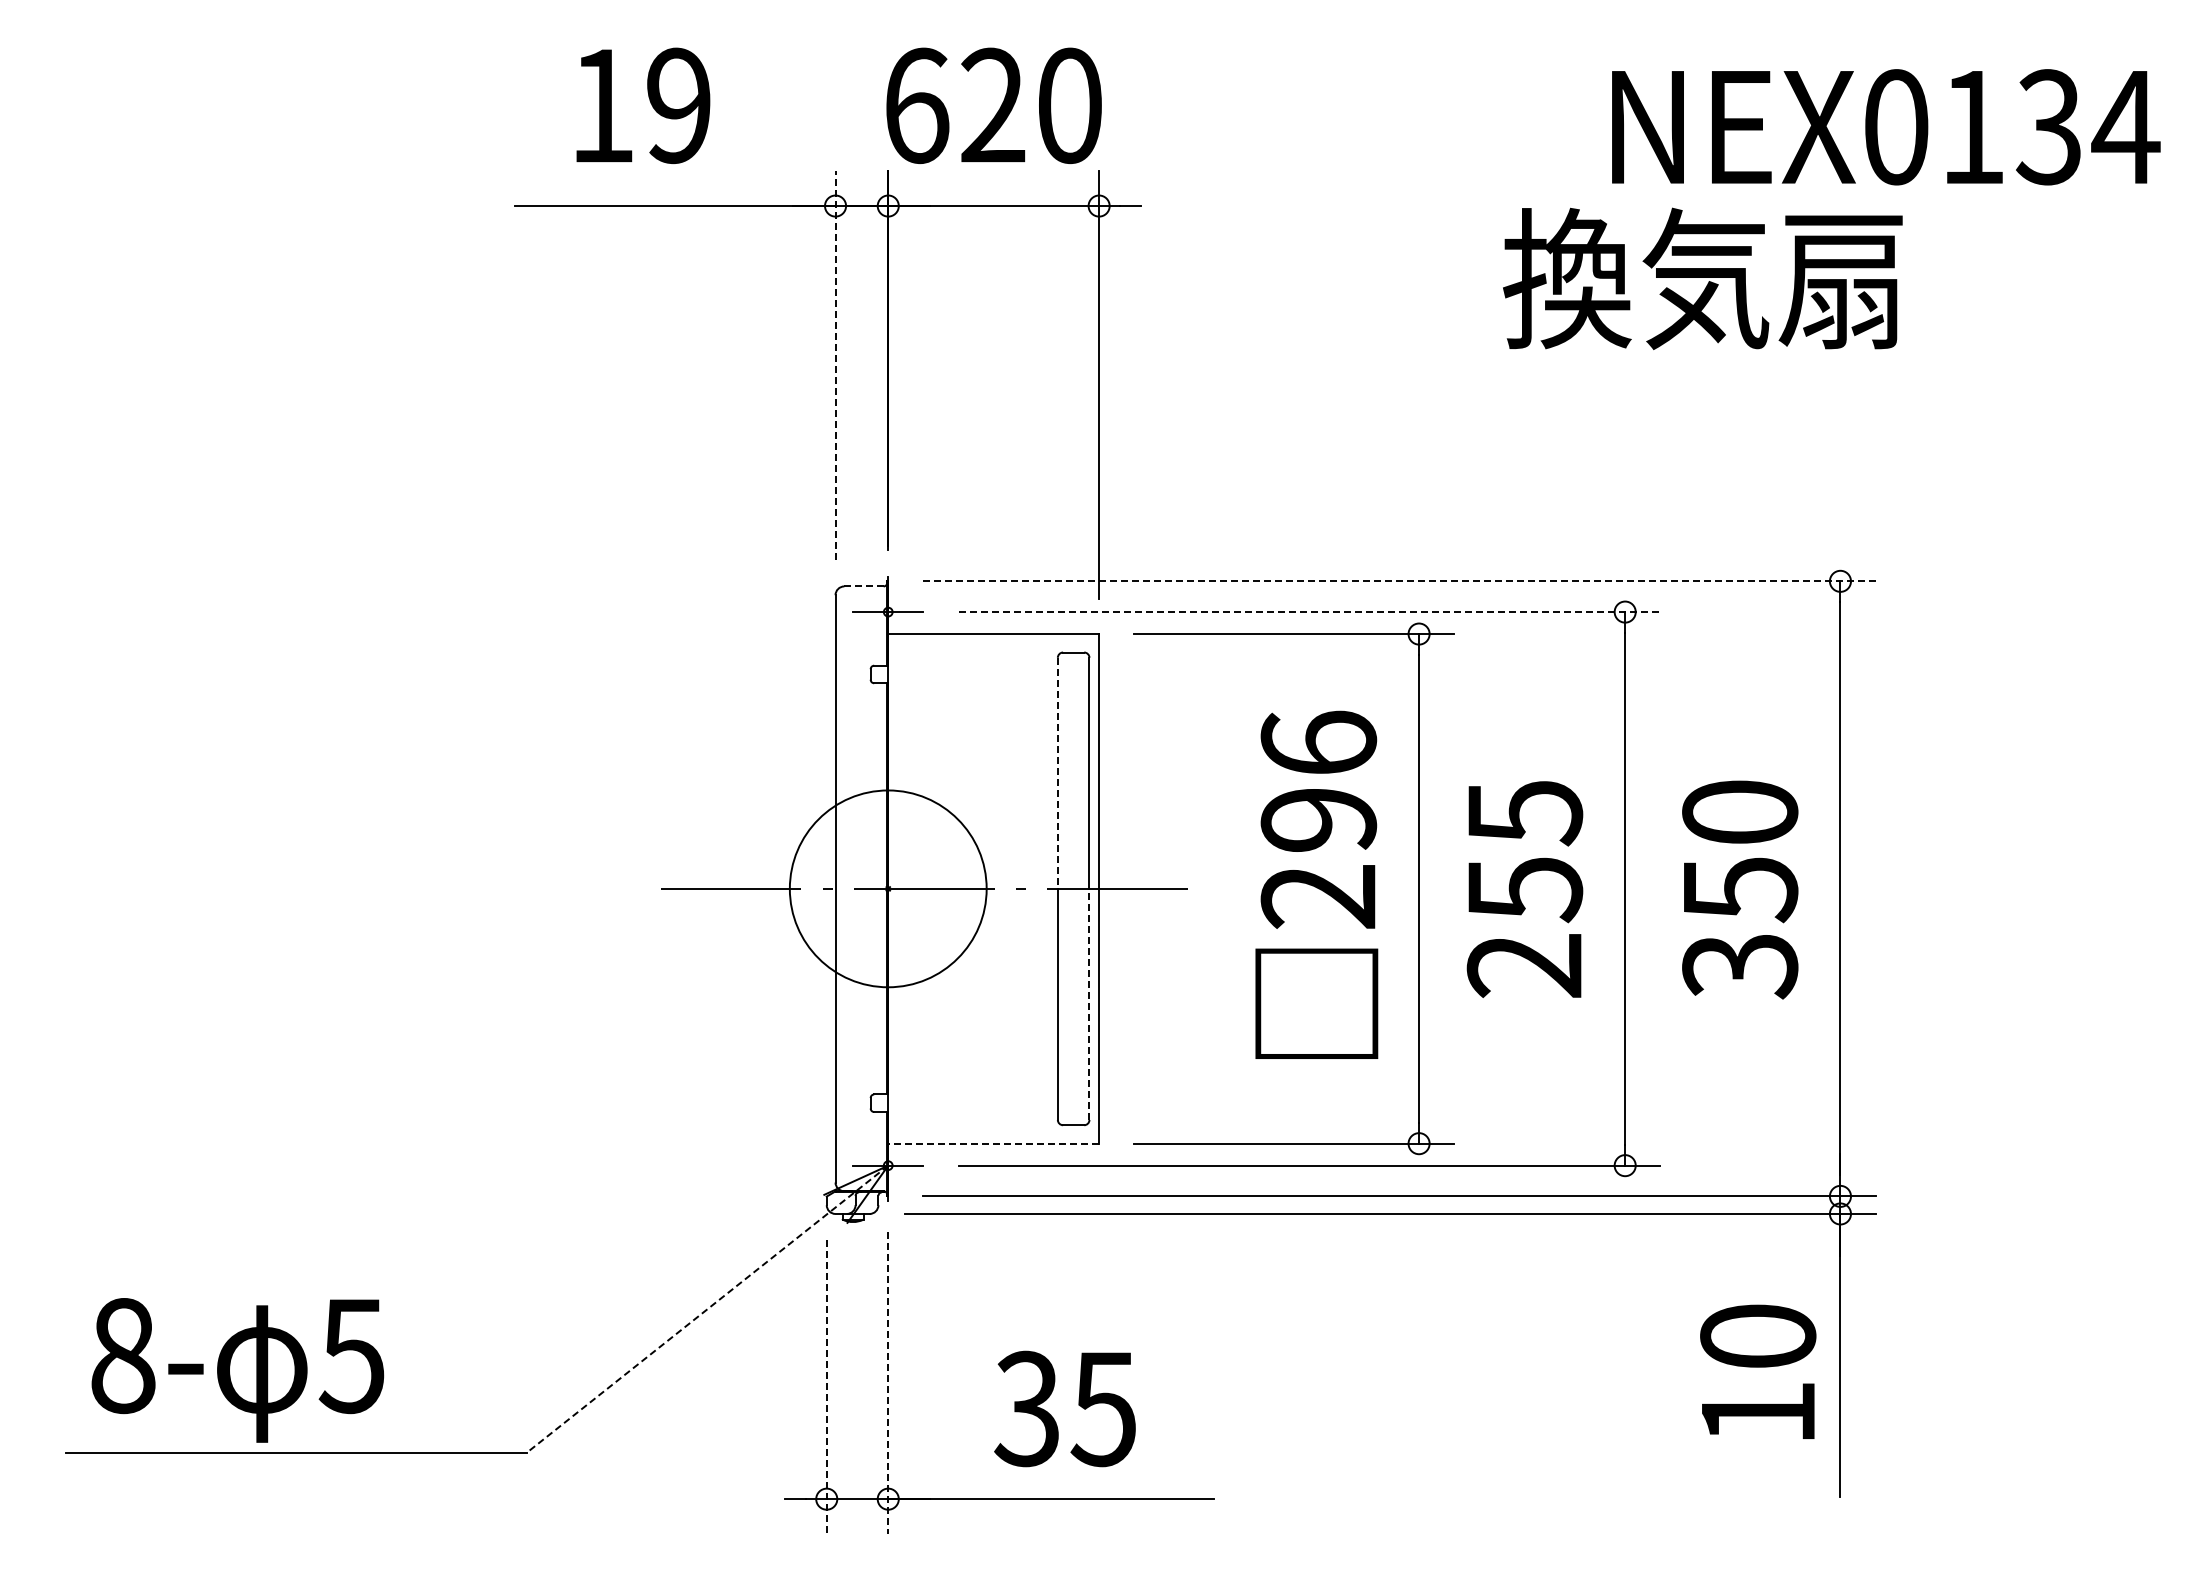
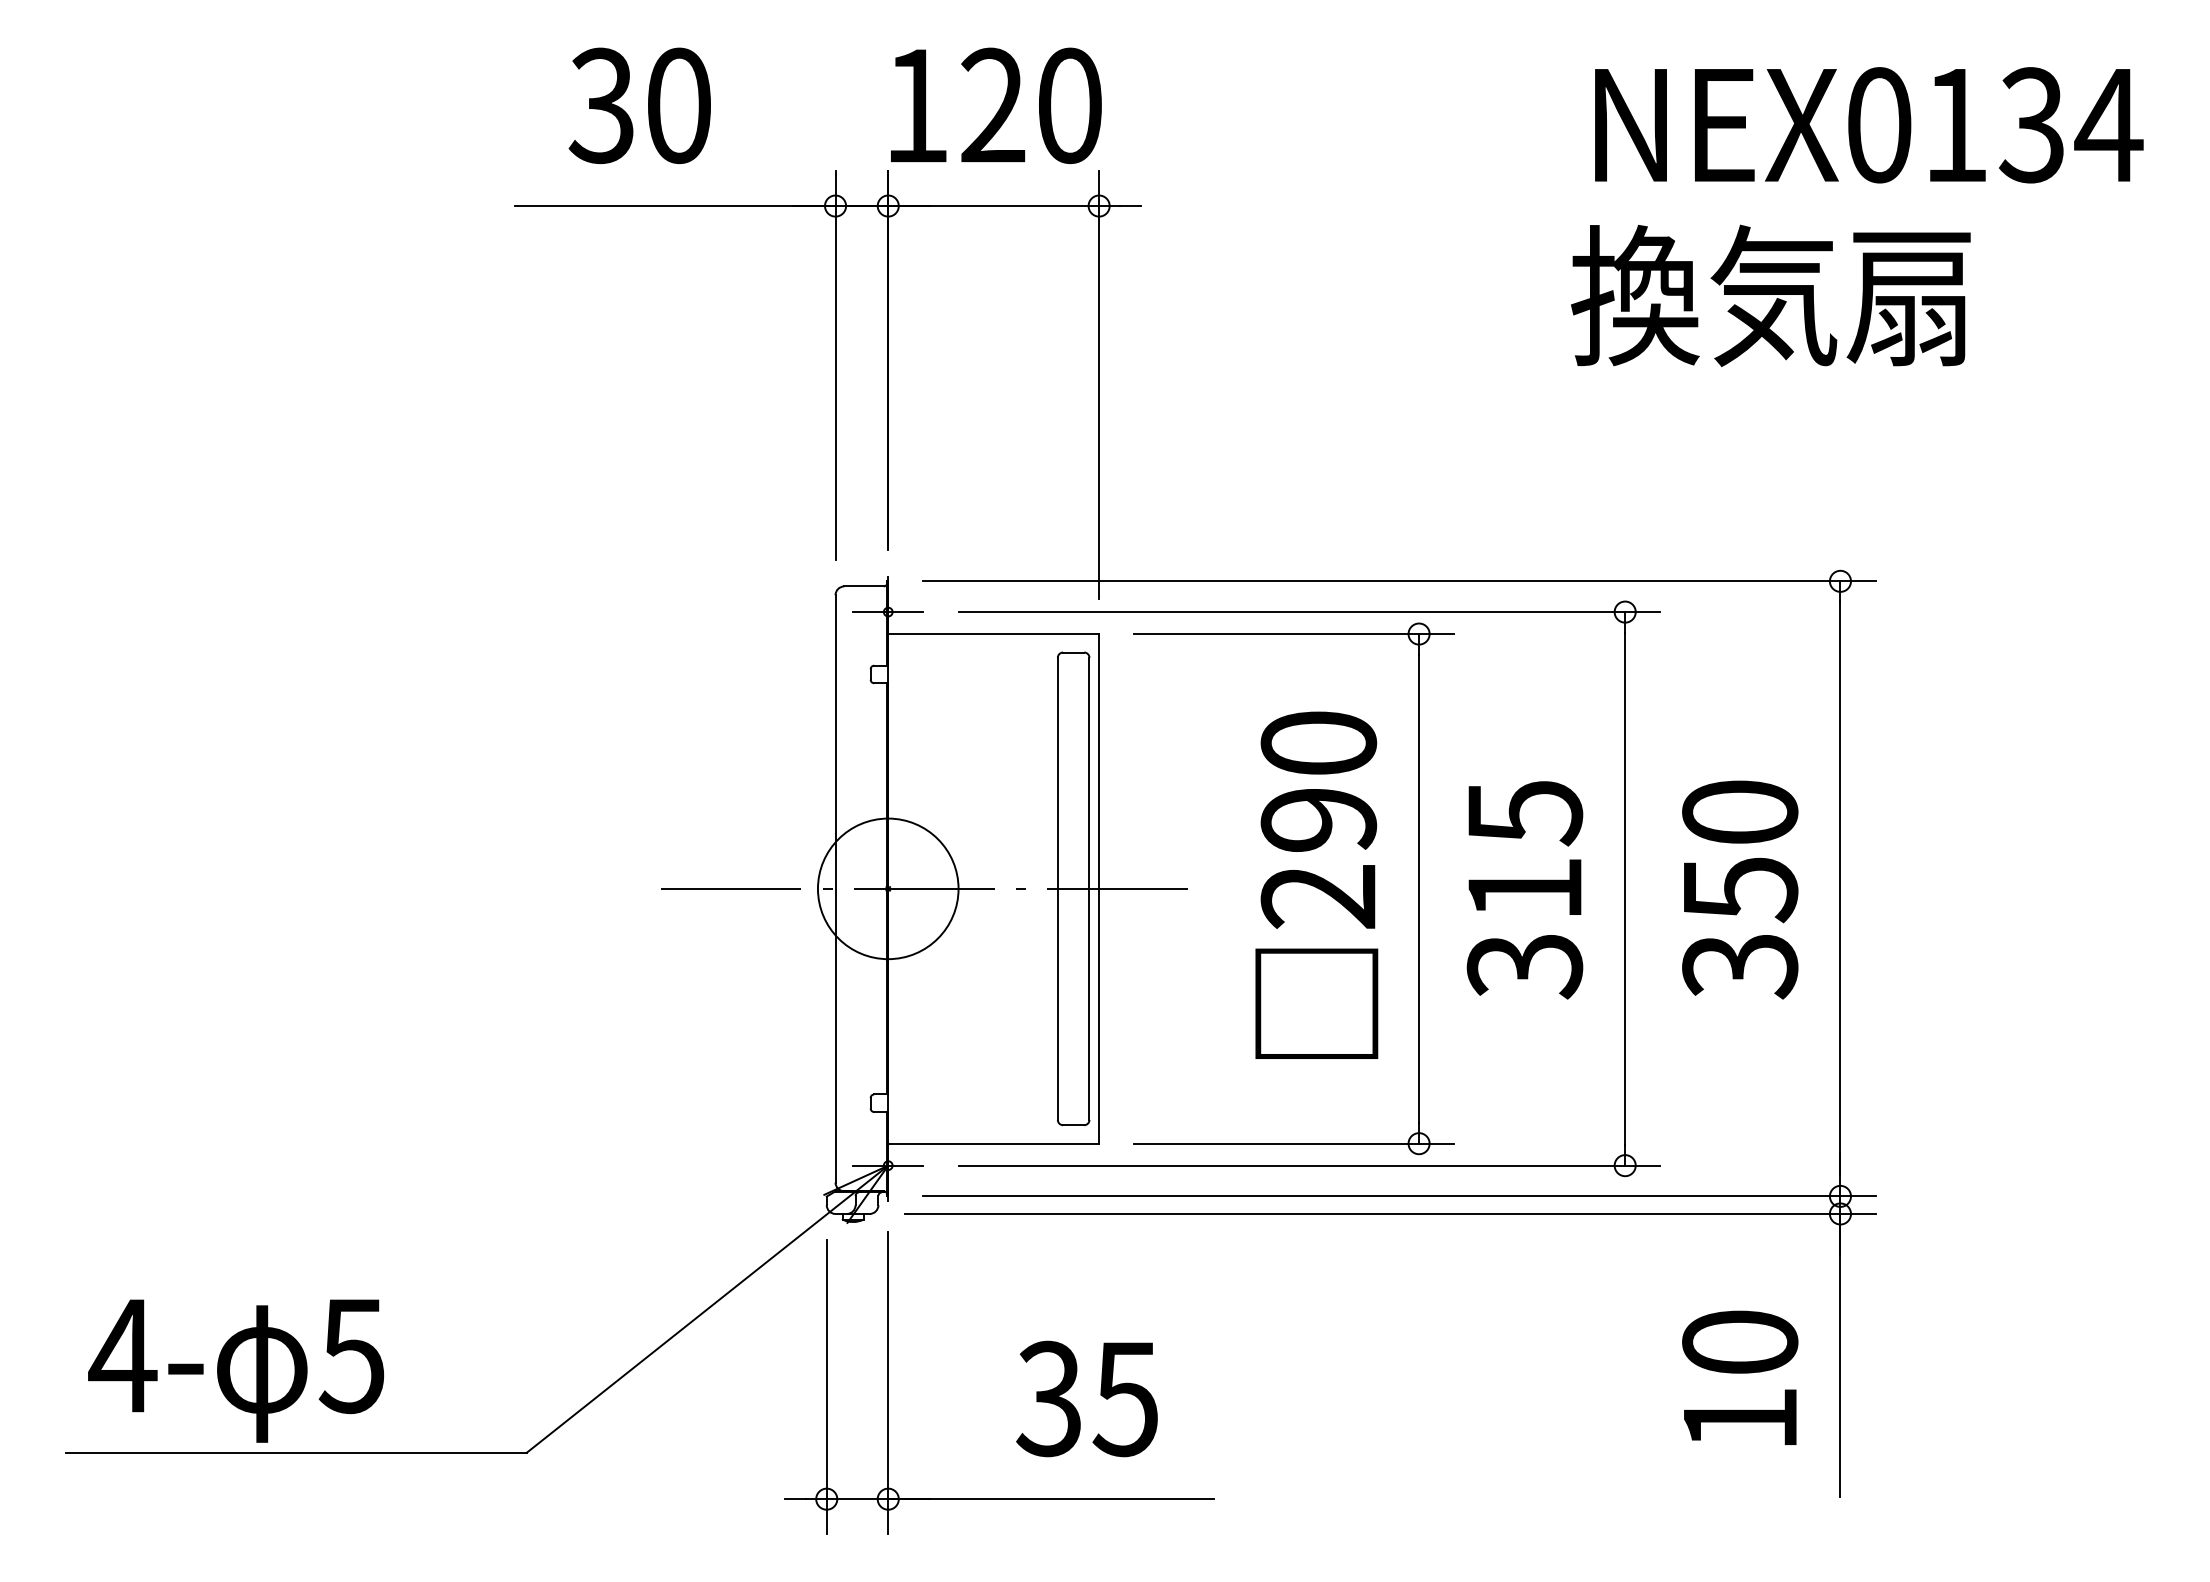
text: 19 -> 30 (639, 105)
text: 620 -> 120 (917, 105)
text position: (1886, 127) -> (1869, 125) (1869, 125)
text position: (1702, 278) -> (1770, 295) (1770, 295)
line: dashed -> solid (835, 365)
line: dashed -> solid (1400, 581)
line: dashed -> solid (864, 586)
line: dashed -> solid (1309, 612)
text: 296 -> 290 (1318, 742)
line: dashed -> solid (1057, 773)
circle diameter: 197 px -> 141 px (887, 888)
text: 255 -> 315 (1525, 928)
line: dashed -> solid (1089, 1004)
line: dashed -> solid (993, 1143)
line: dashed -> solid (707, 1309)
text: 8- -> 4- (122, 1356)
text position: (1758, 1371) -> (1740, 1377) (1740, 1377)
line: dashed -> solid (888, 1383)
line: dashed -> solid (826, 1387)
text position: (1064, 1408) -> (1086, 1398) (1086, 1398)
